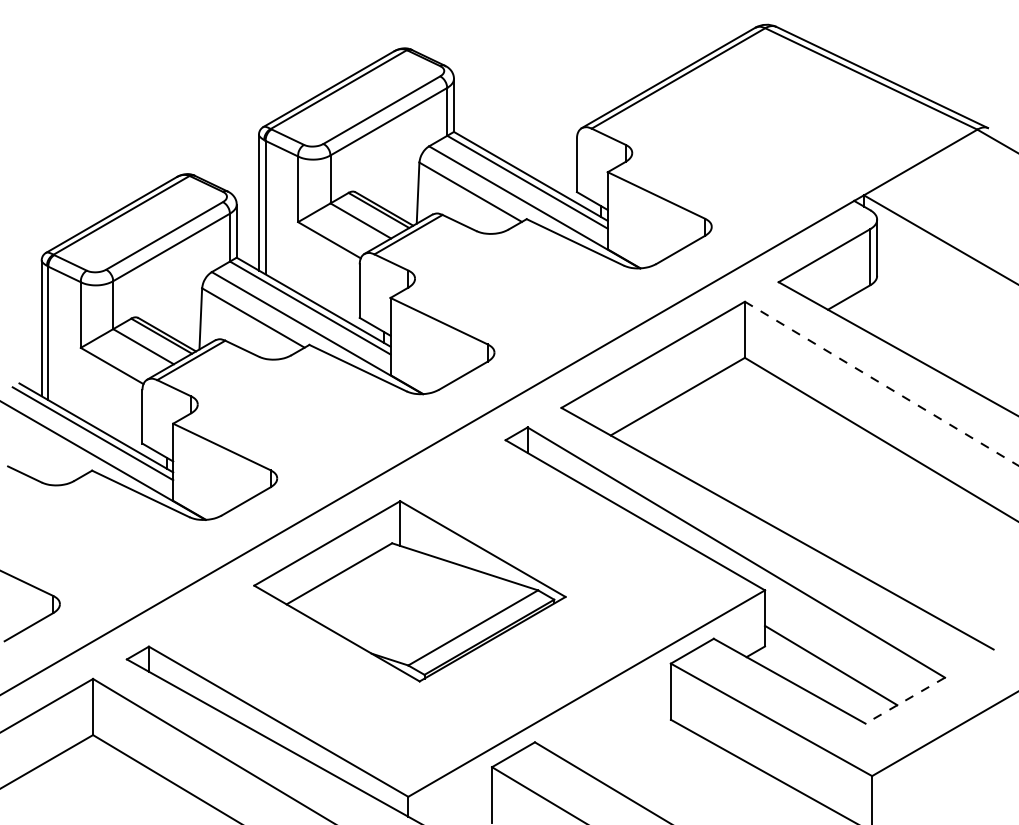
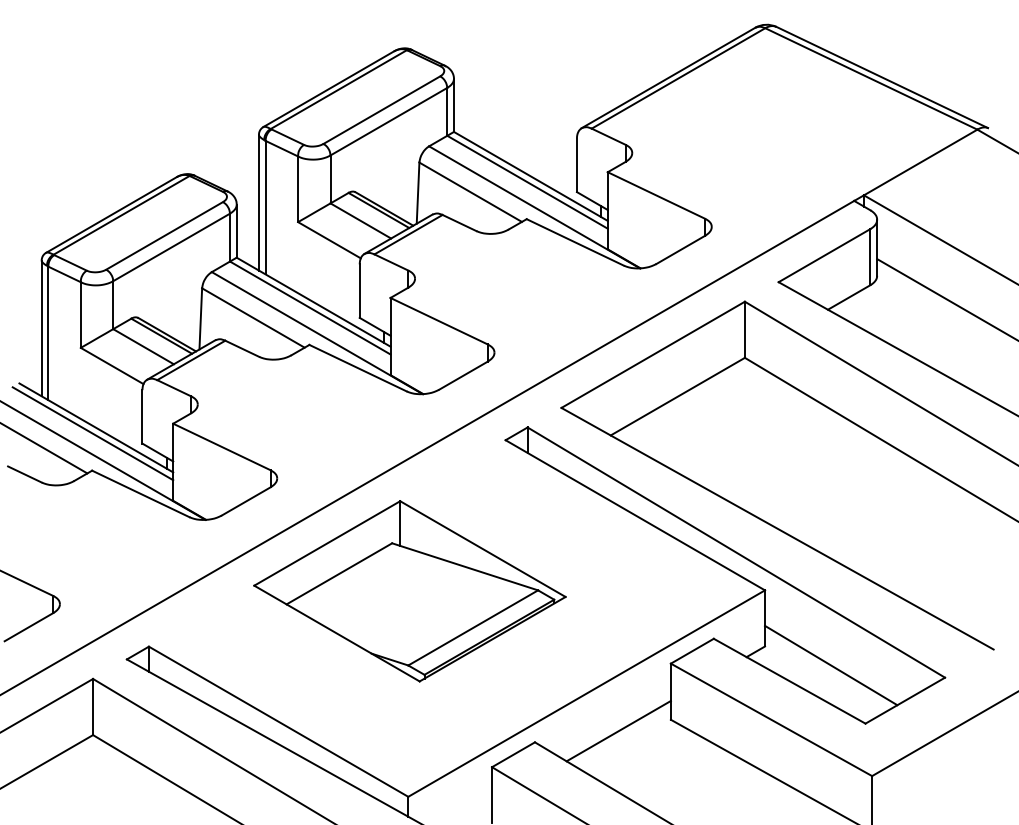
line: none -> present (946, 299)
line: dashed -> solid (882, 383)
line: none -> present (44, 448)
line: dashed -> solid (905, 700)
line: none -> present (618, 730)
